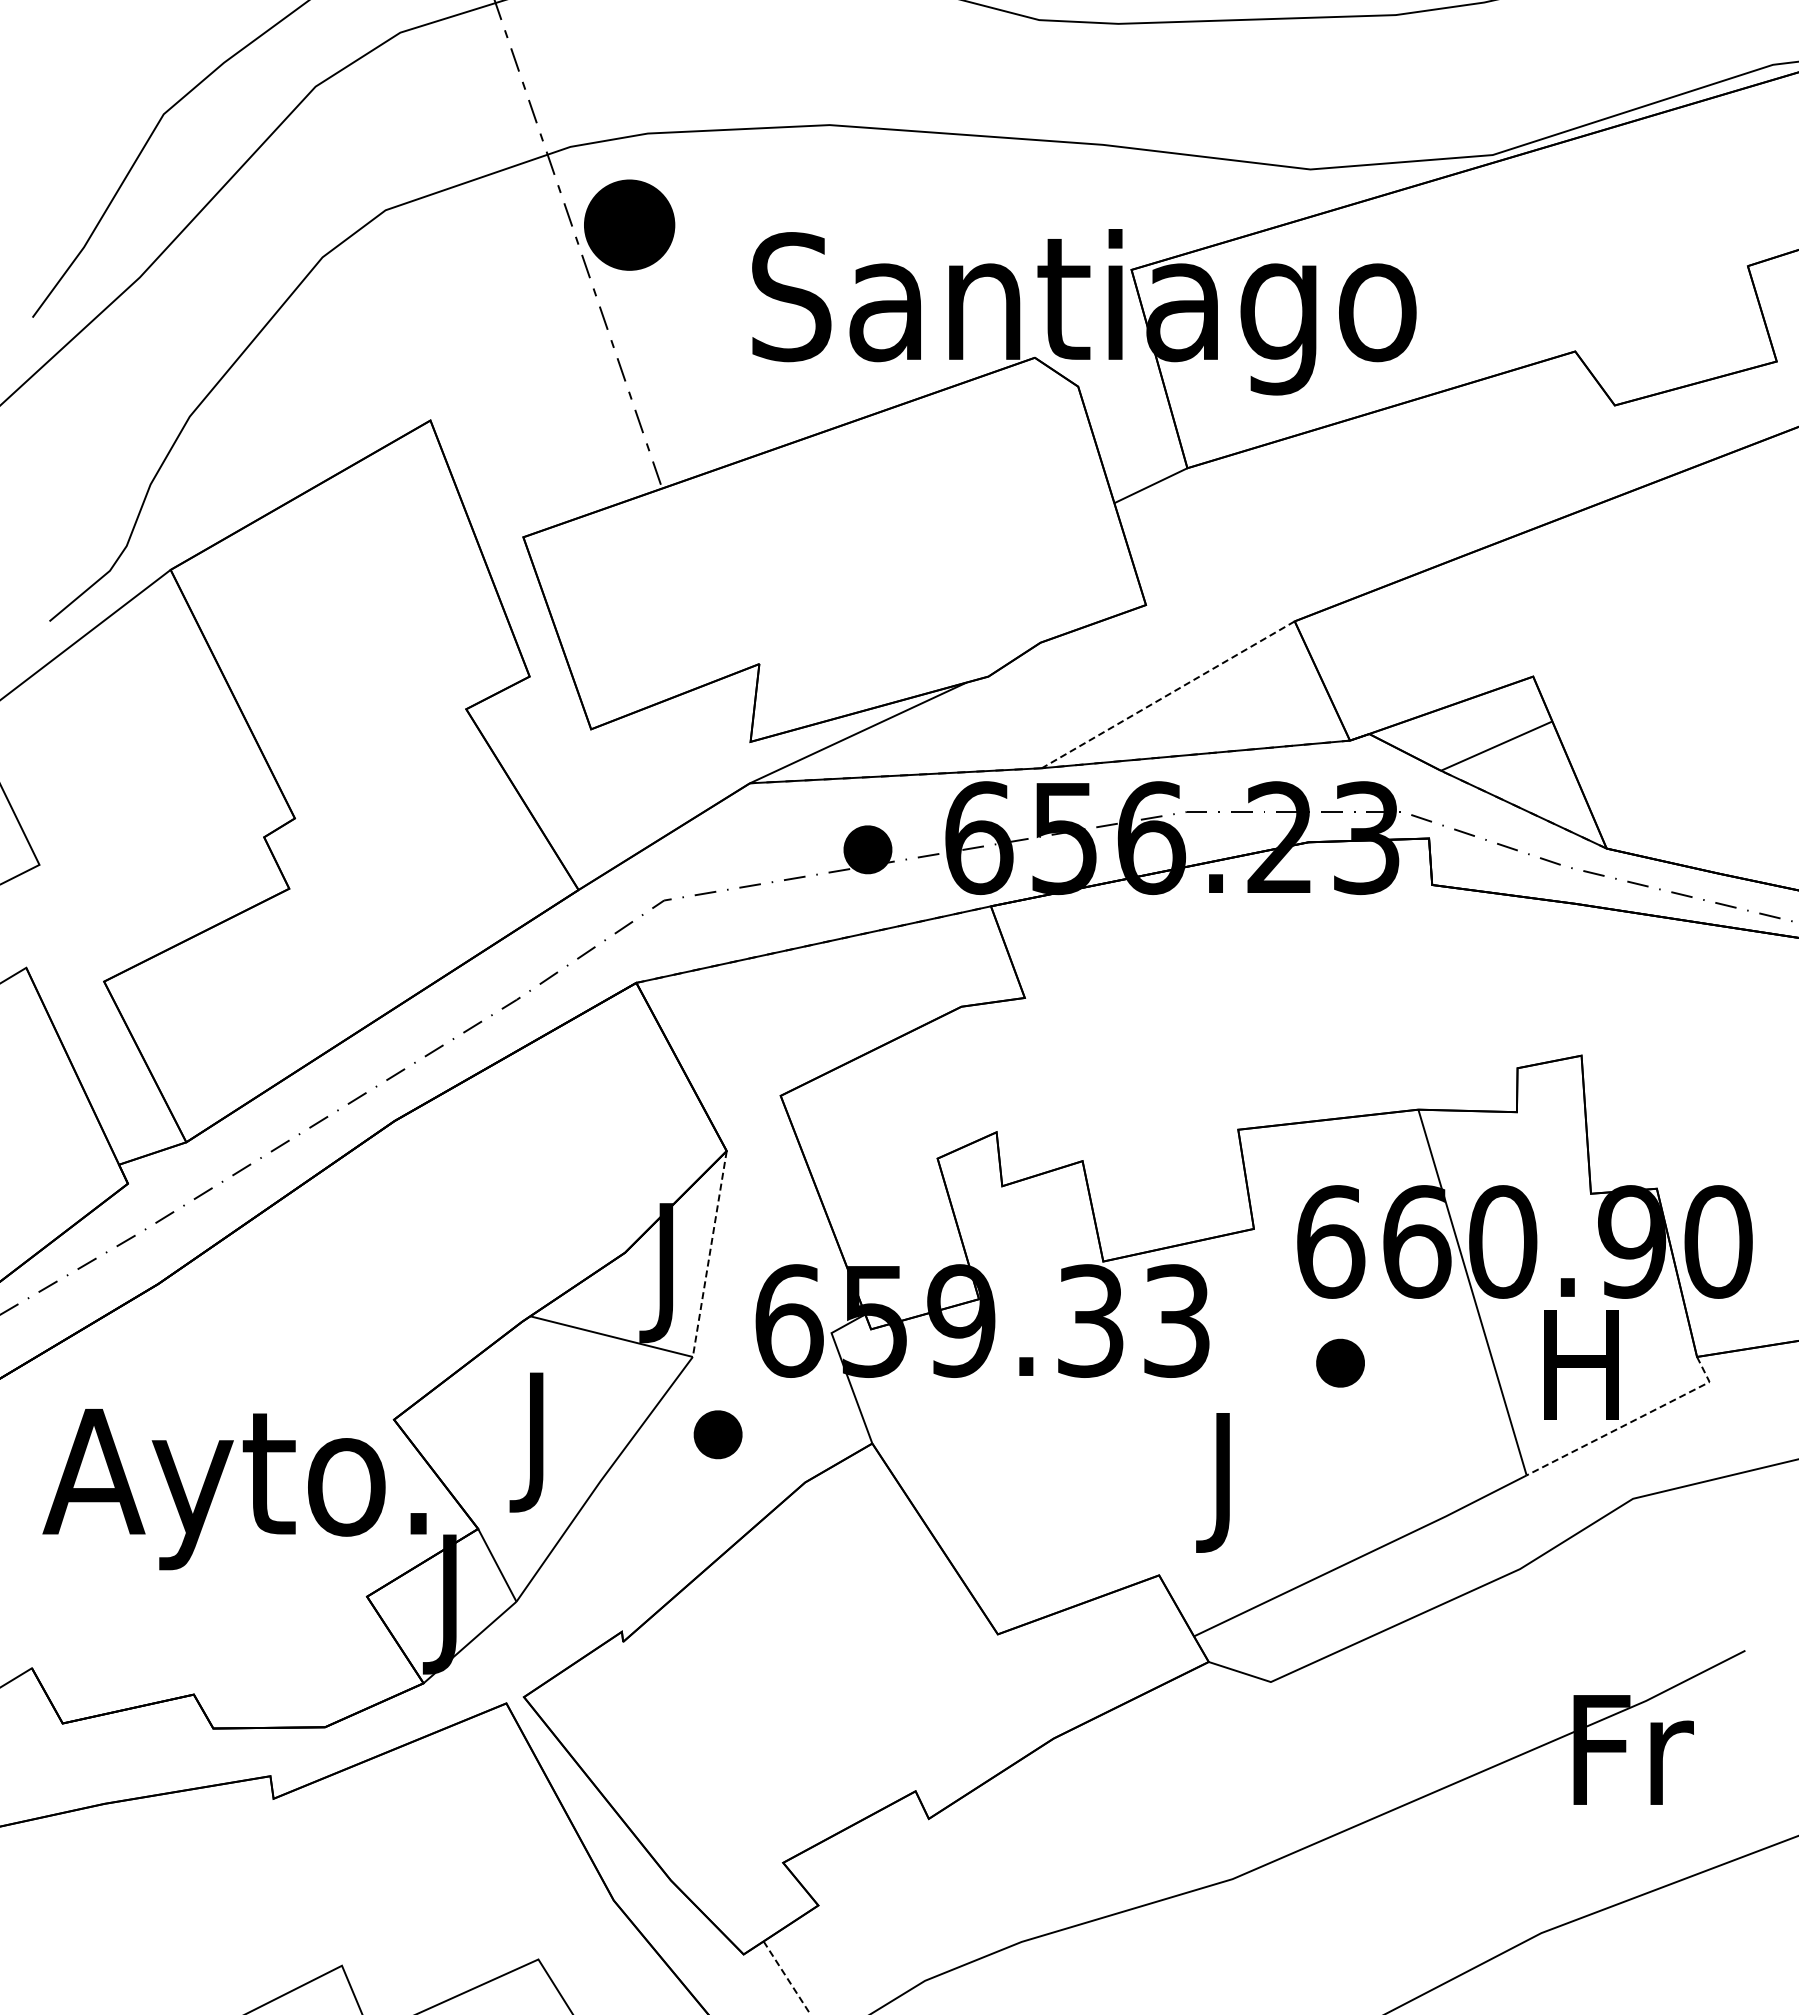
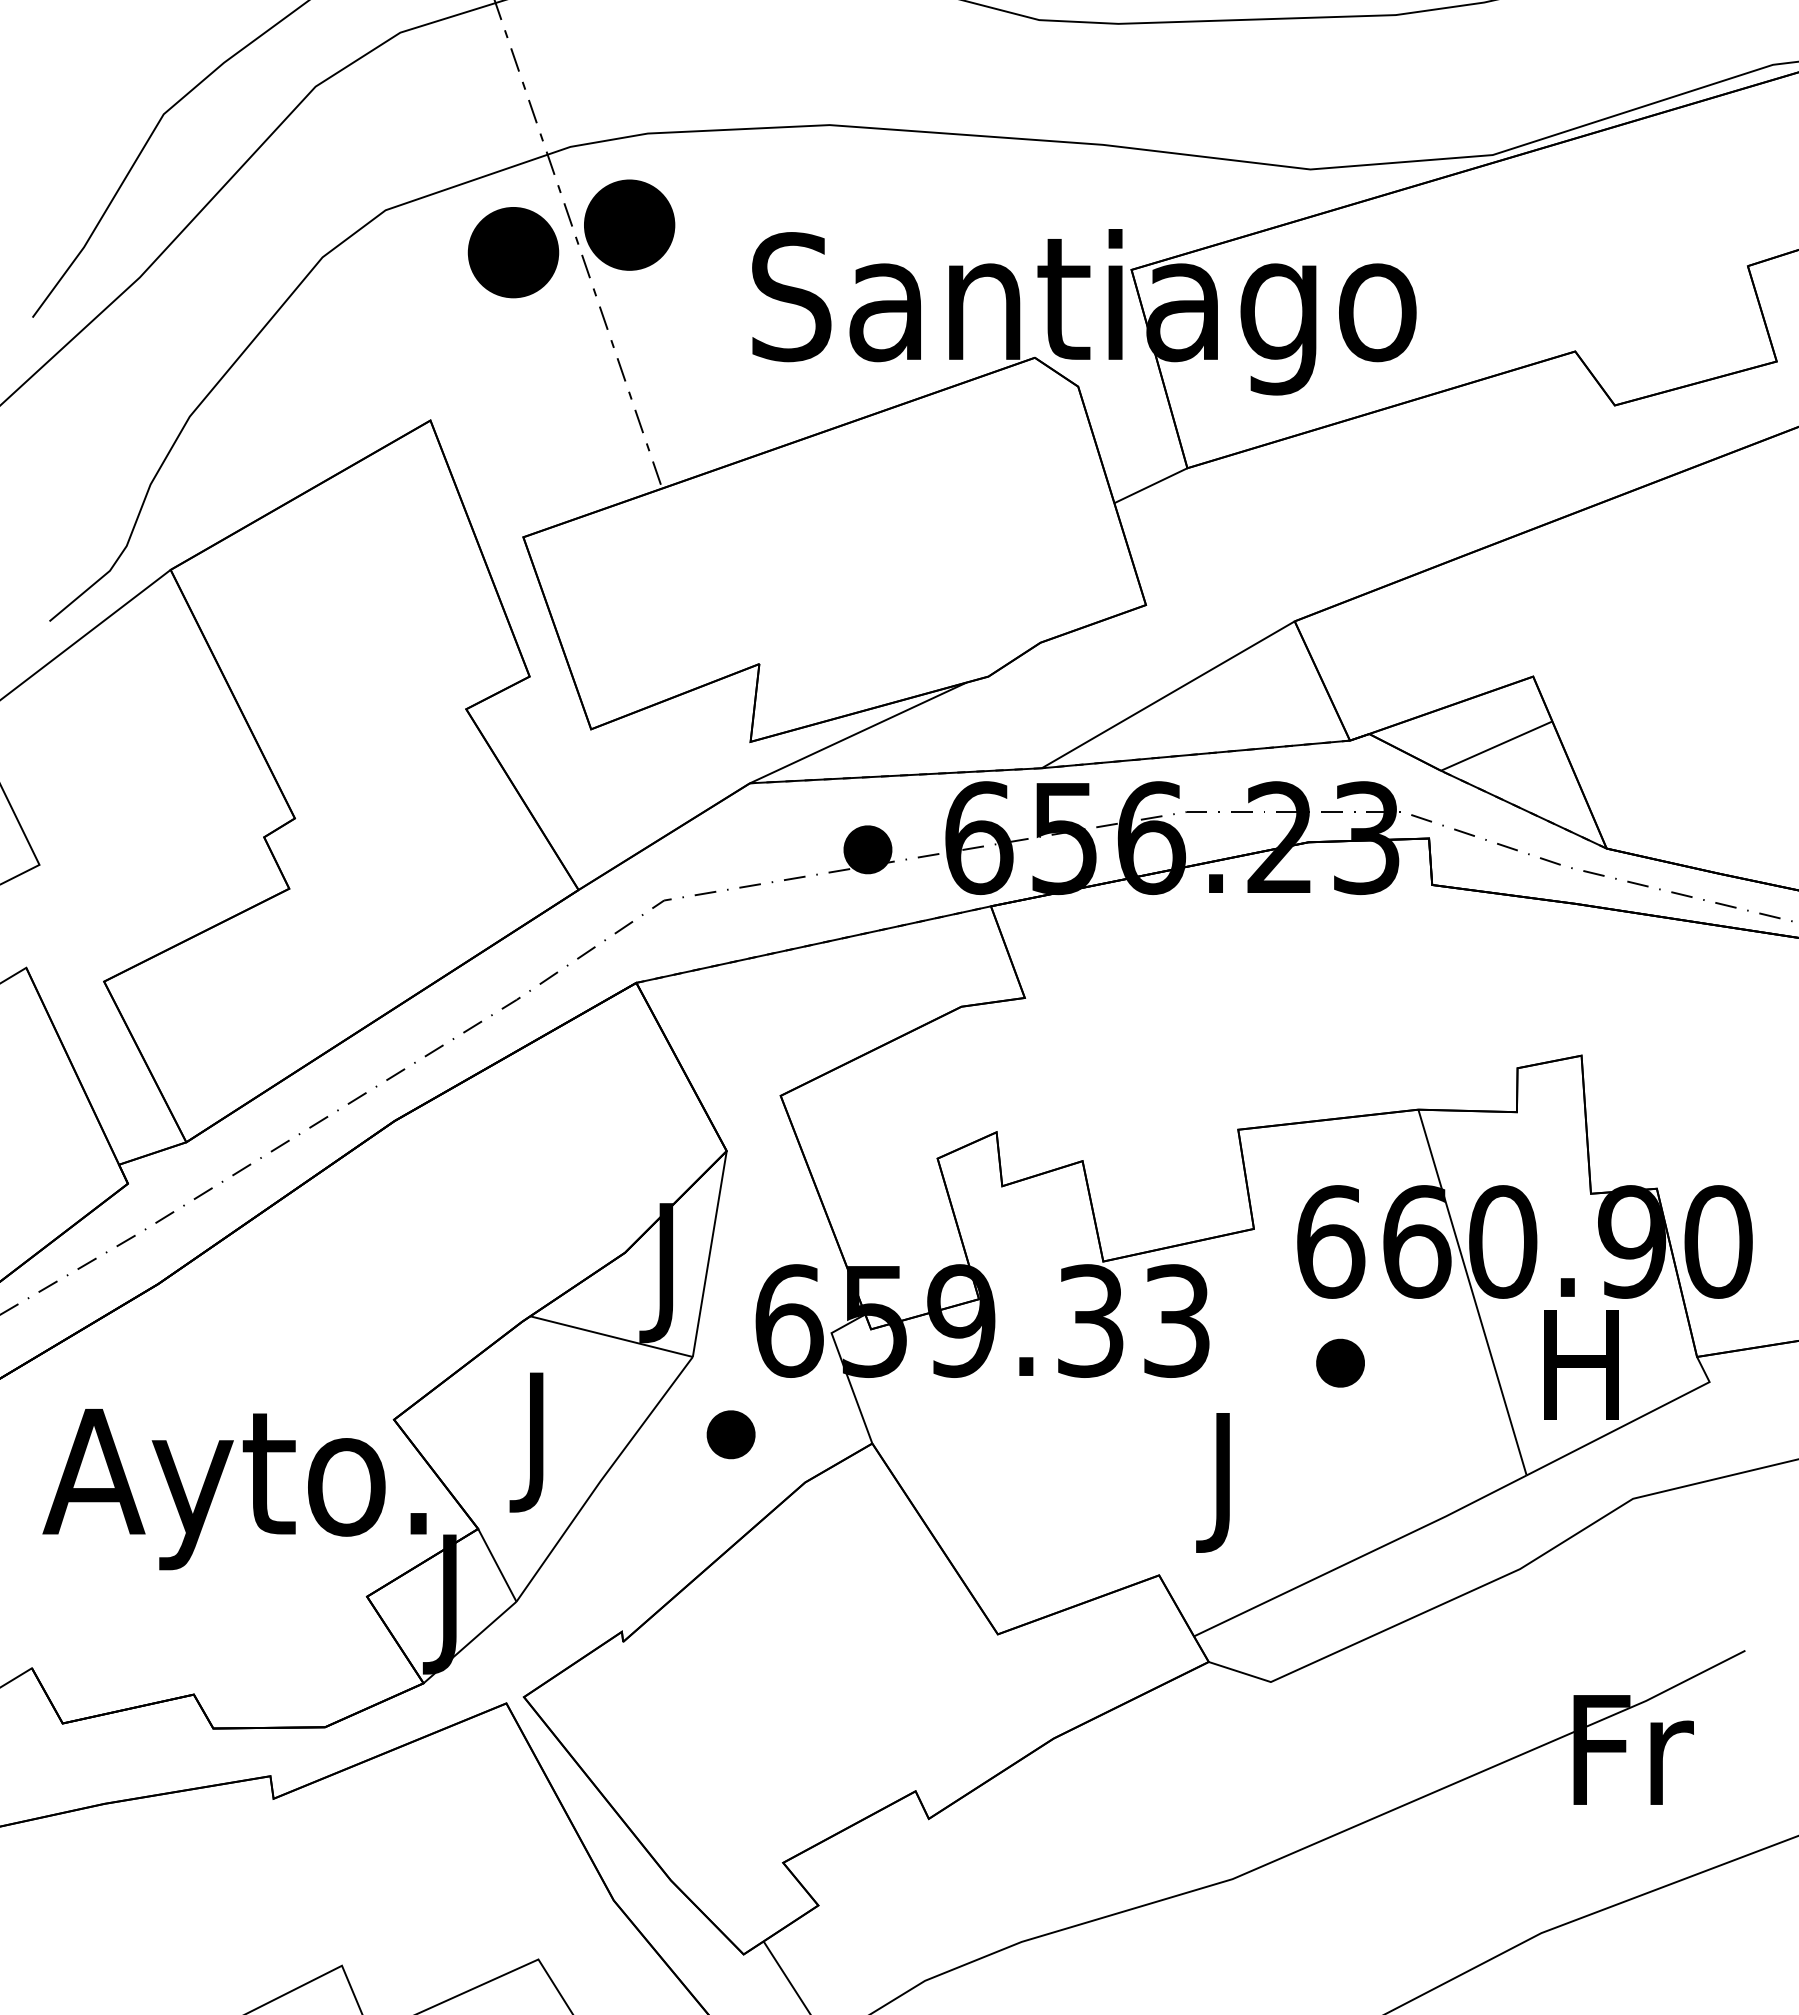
part: none -> present (513, 252)
line: dashed -> solid (1167, 695)
line: dashed -> solid (709, 1254)
line: dashed -> solid (1631, 1421)
part position: (717, 1434) -> (730, 1434) (730, 1434)
line: dashed -> solid (787, 1978)
